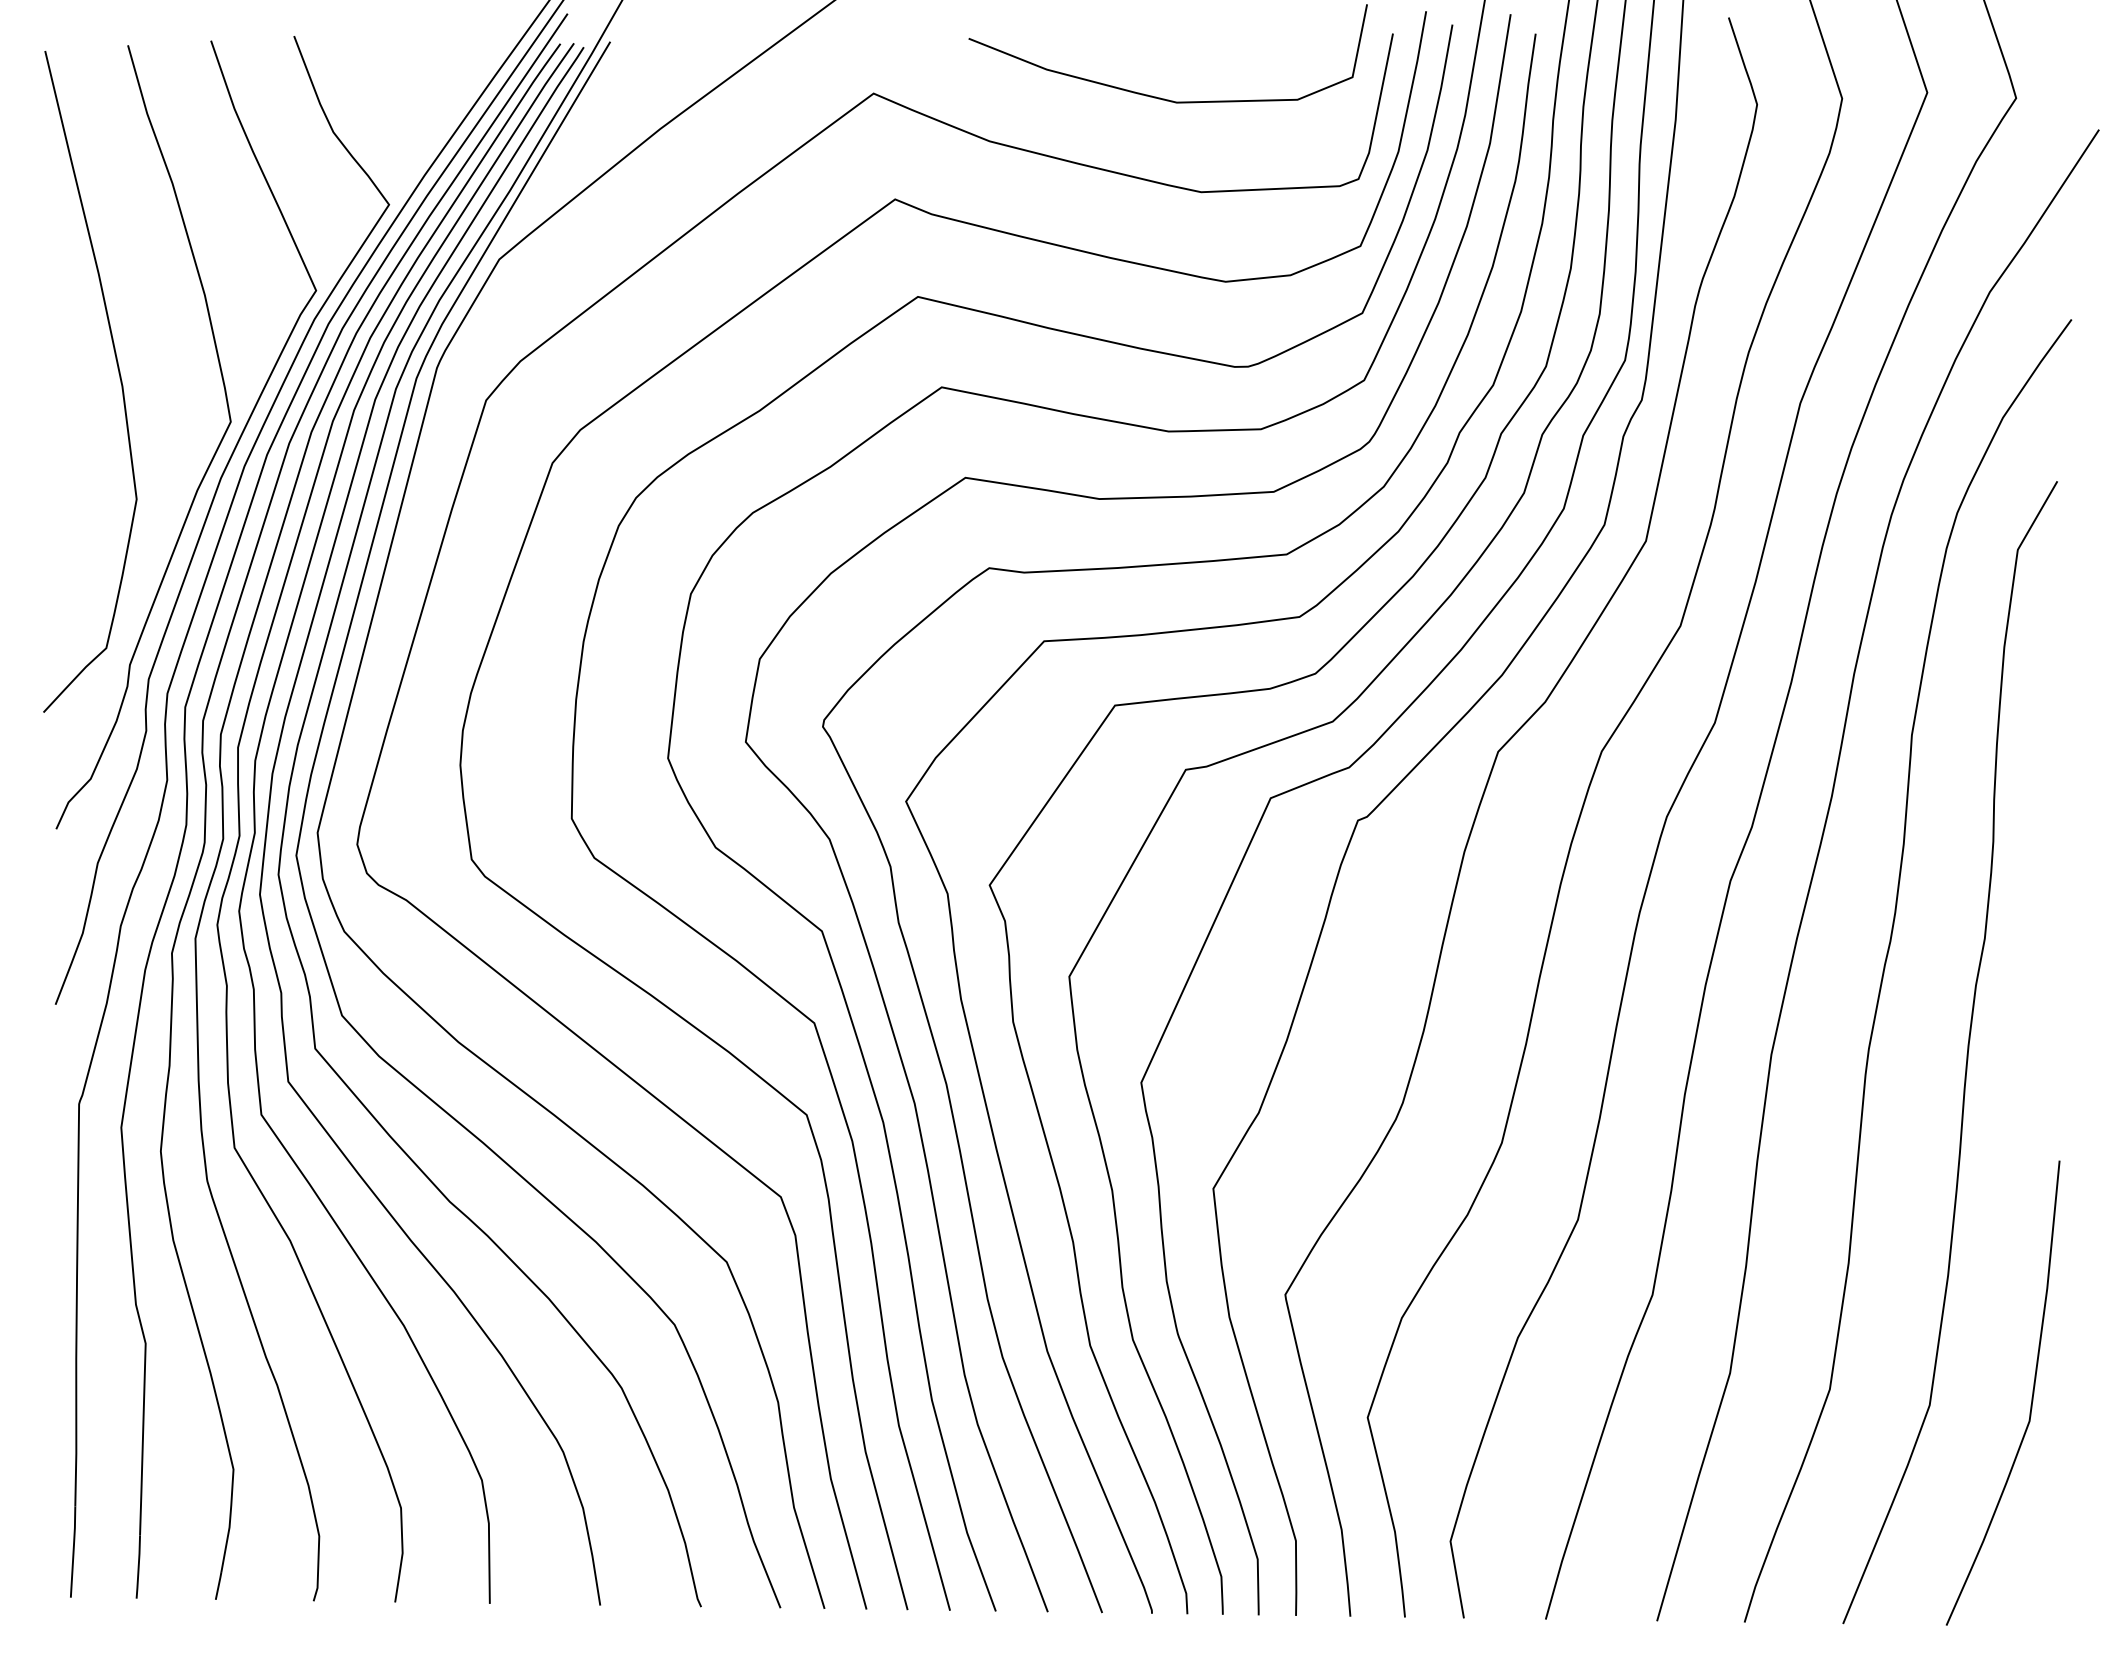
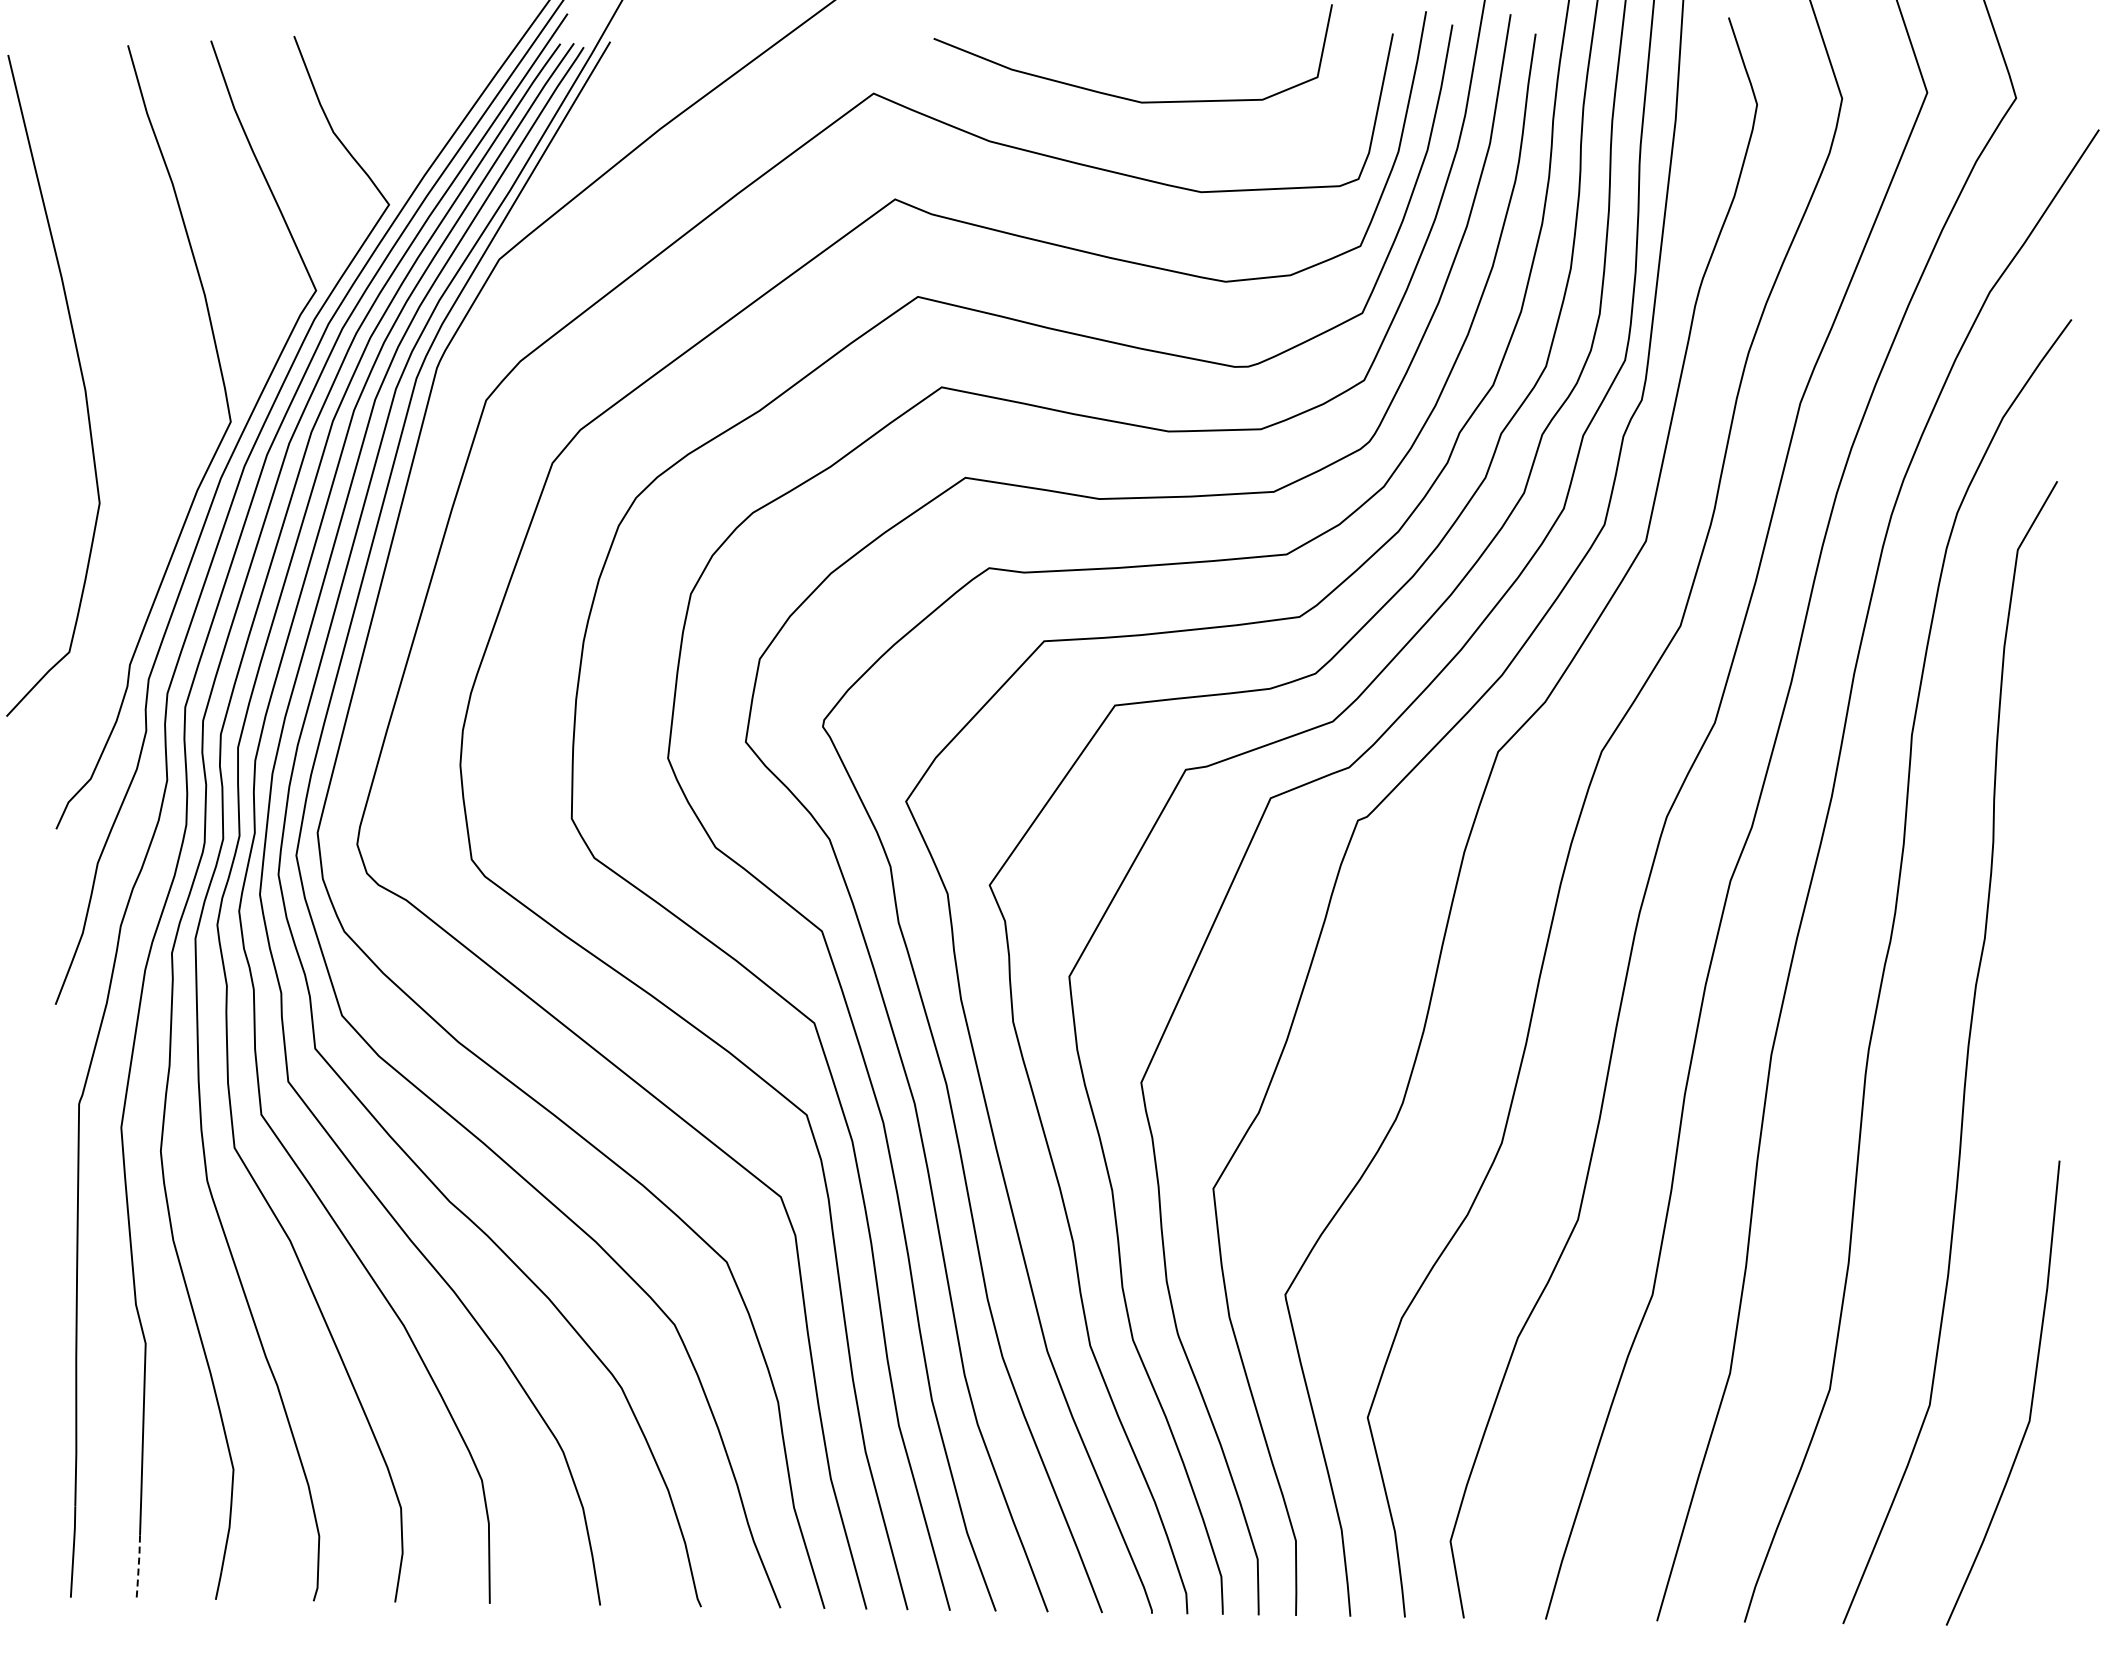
curve position: (1156, 96) -> (1121, 96) (1121, 96)
curve position: (118, 373) -> (81, 377) (81, 377)
line: solid -> dashed (138, 1567)
